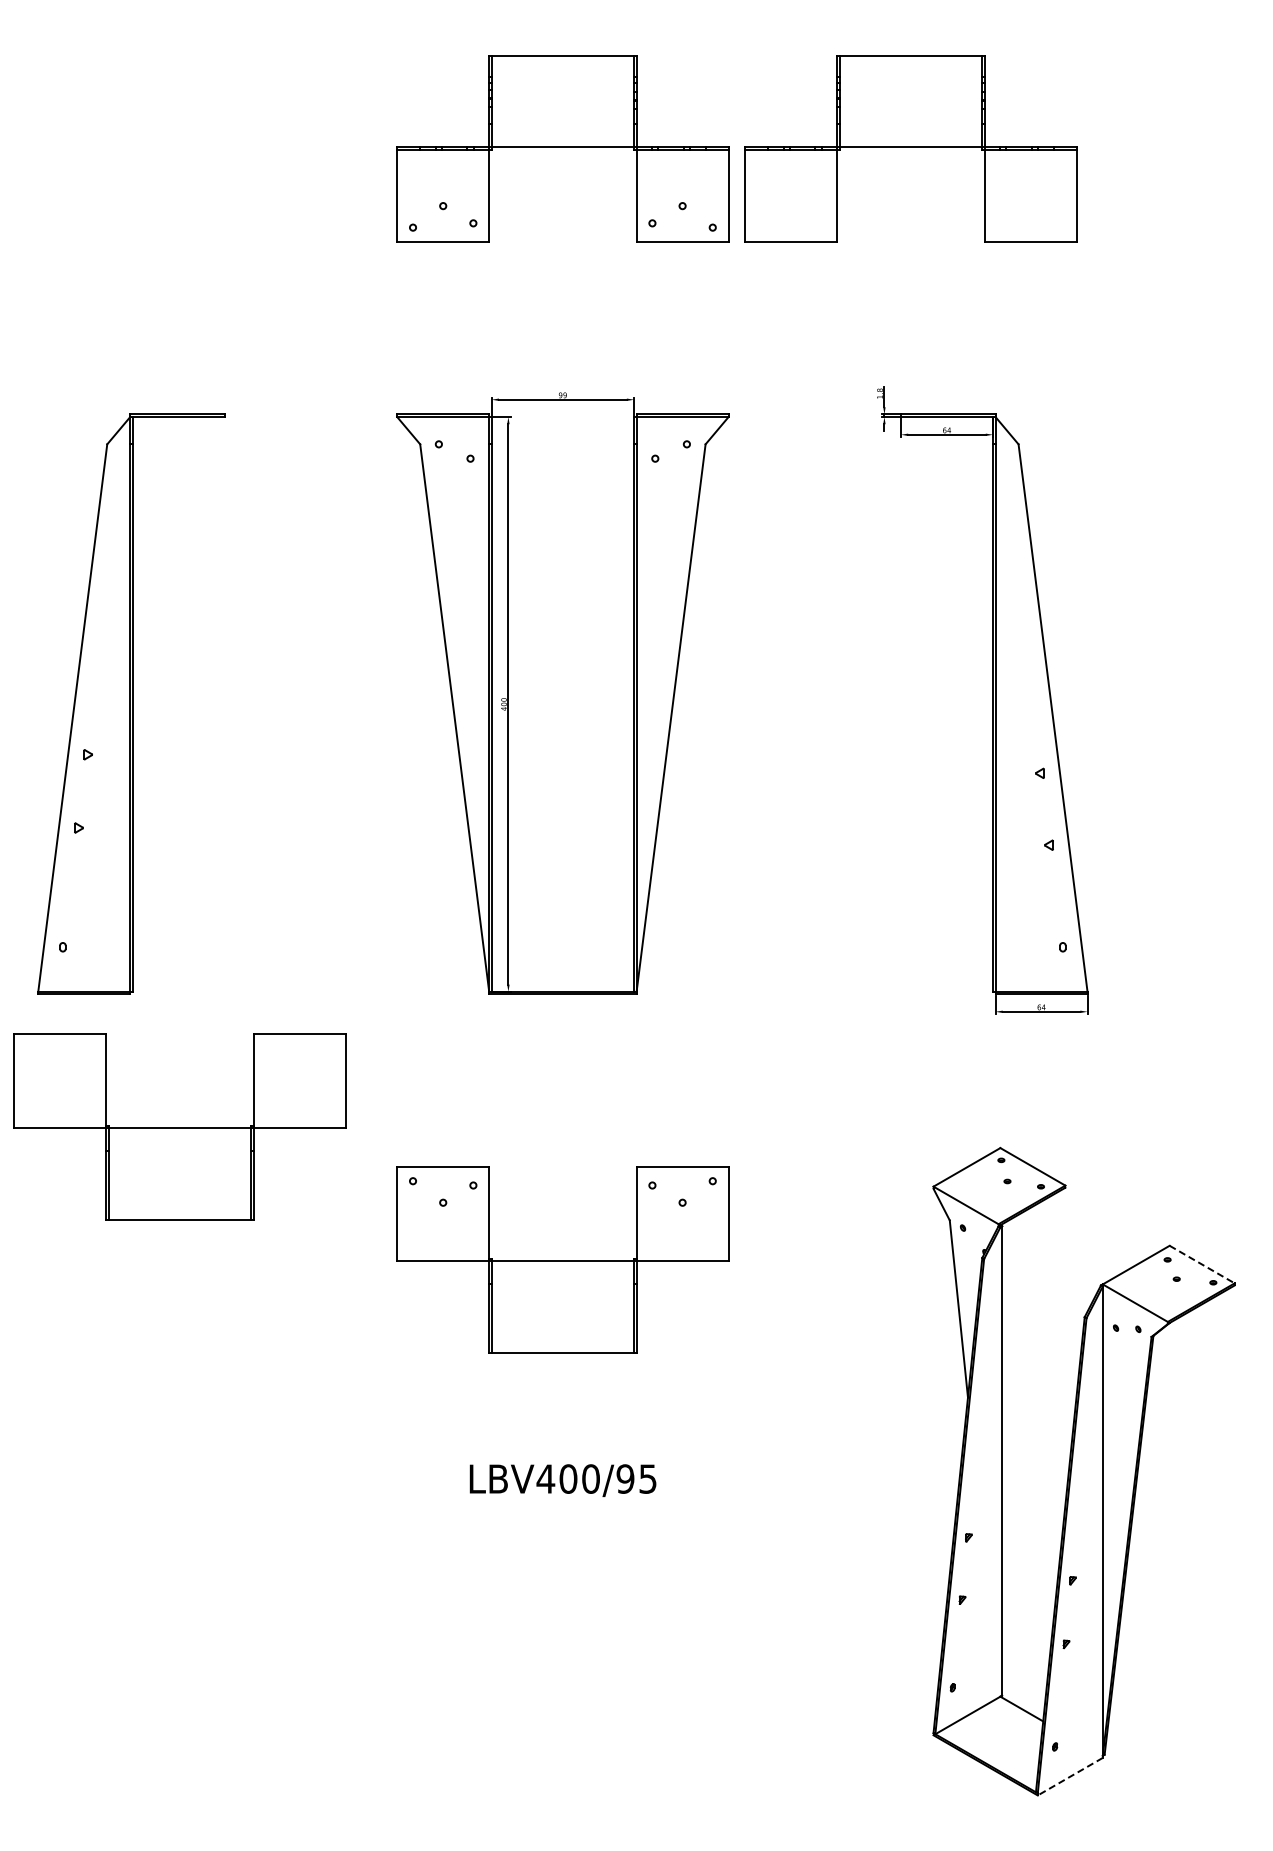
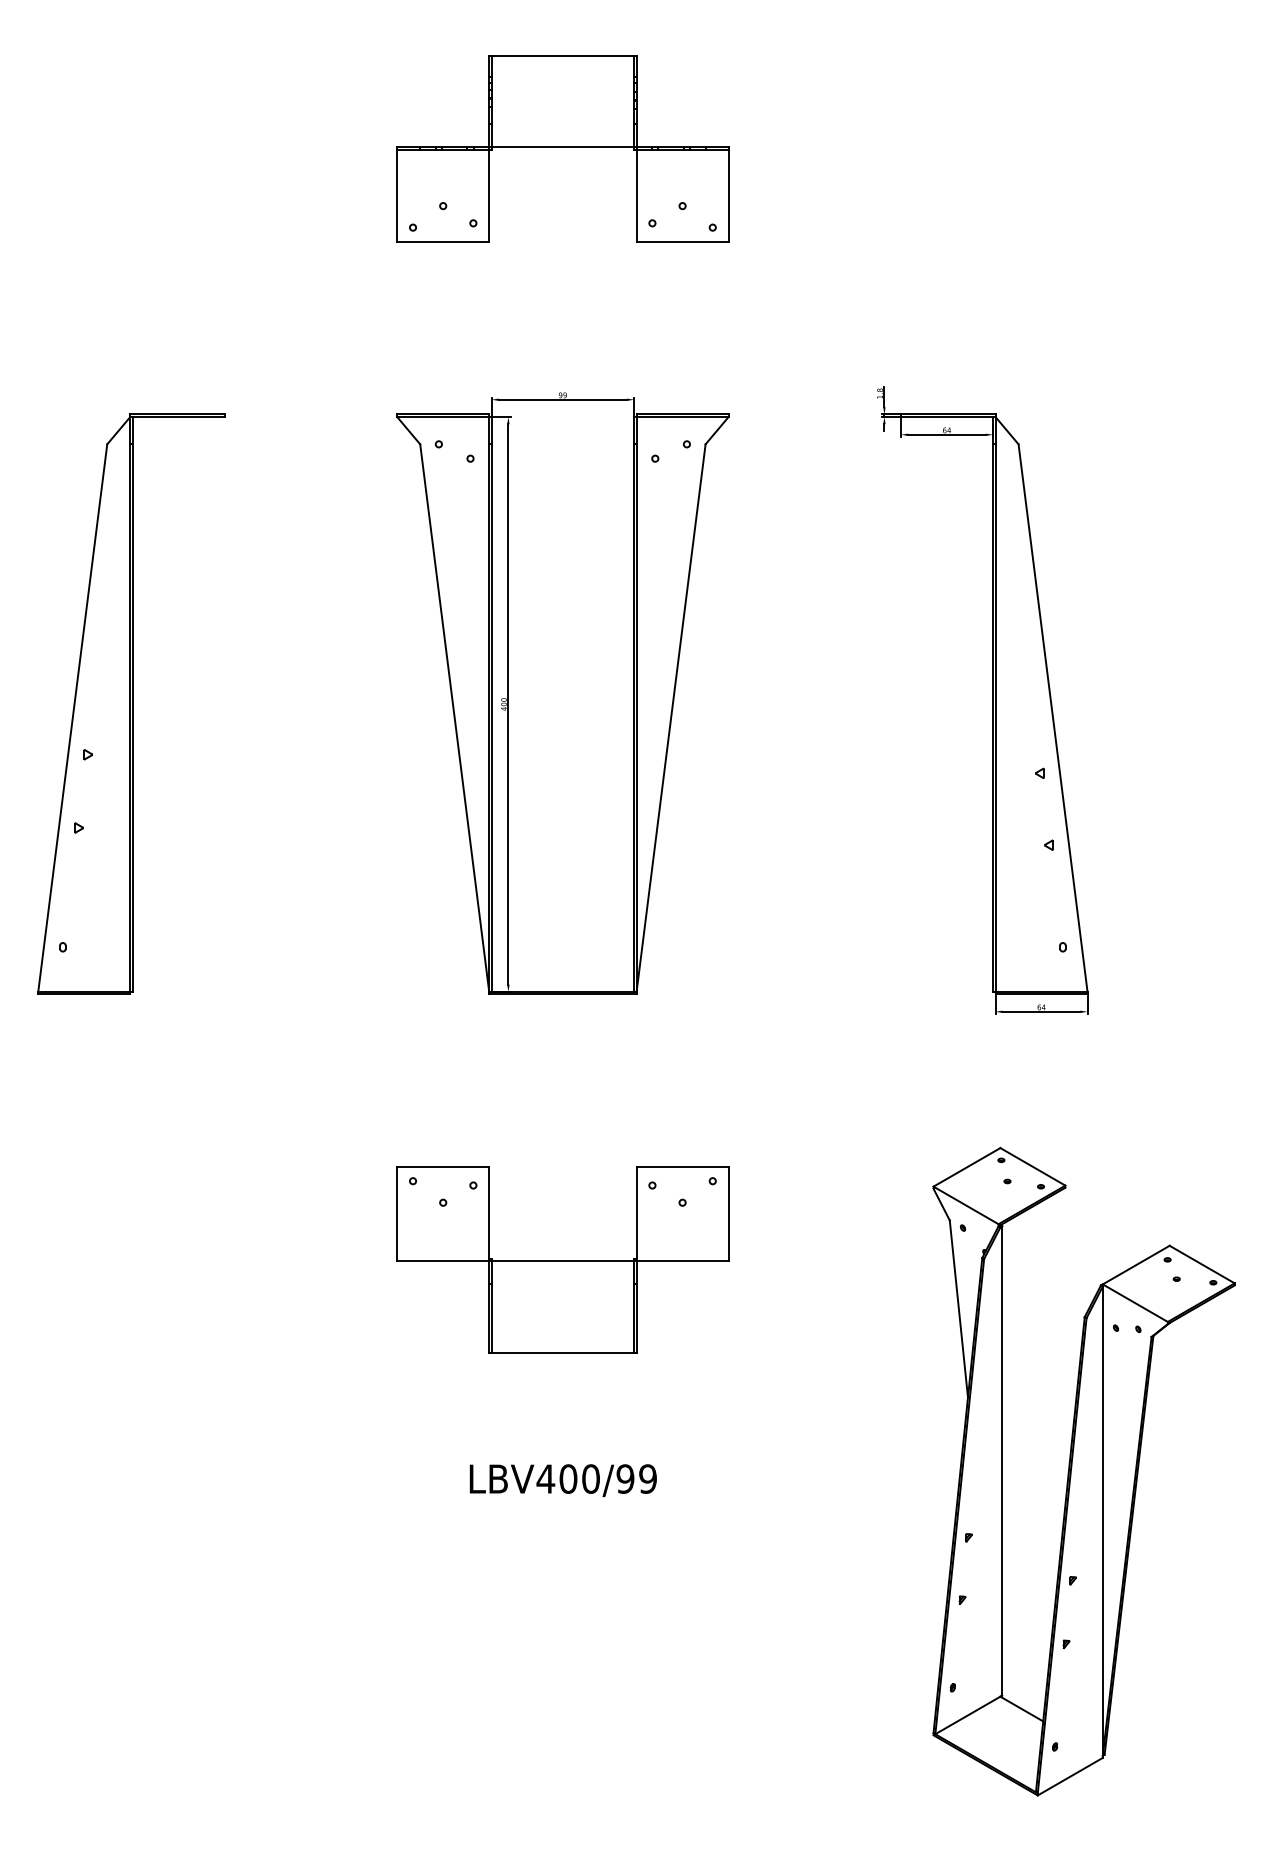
part: present -> none (910, 148)
part: present -> none (179, 1126)
line: dashed -> solid (1202, 1264)
text: LBV400/95 -> LBV400/99 (647, 1478)
line: dashed -> solid (1070, 1776)
